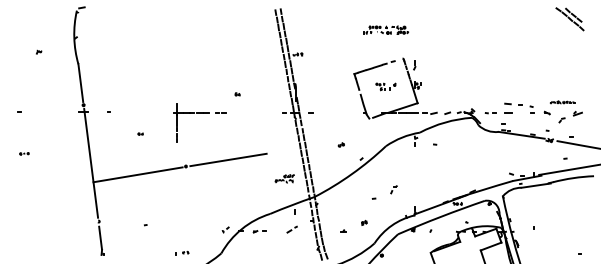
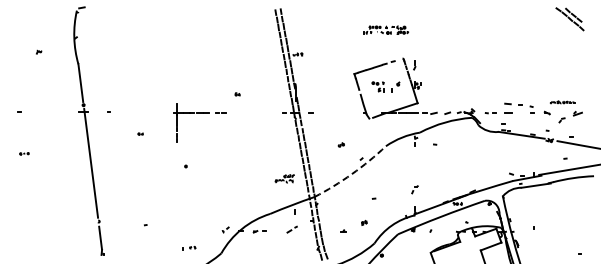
part size: 22x10 px -> 30x12 px (385, 86)
line: present -> none (228, 159)
line: present -> none (137, 174)
arc: solid -> dashed (351, 174)
part position: (393, 189) -> (414, 189) (414, 189)
part position: (182, 252) -> (189, 247) (189, 247)
